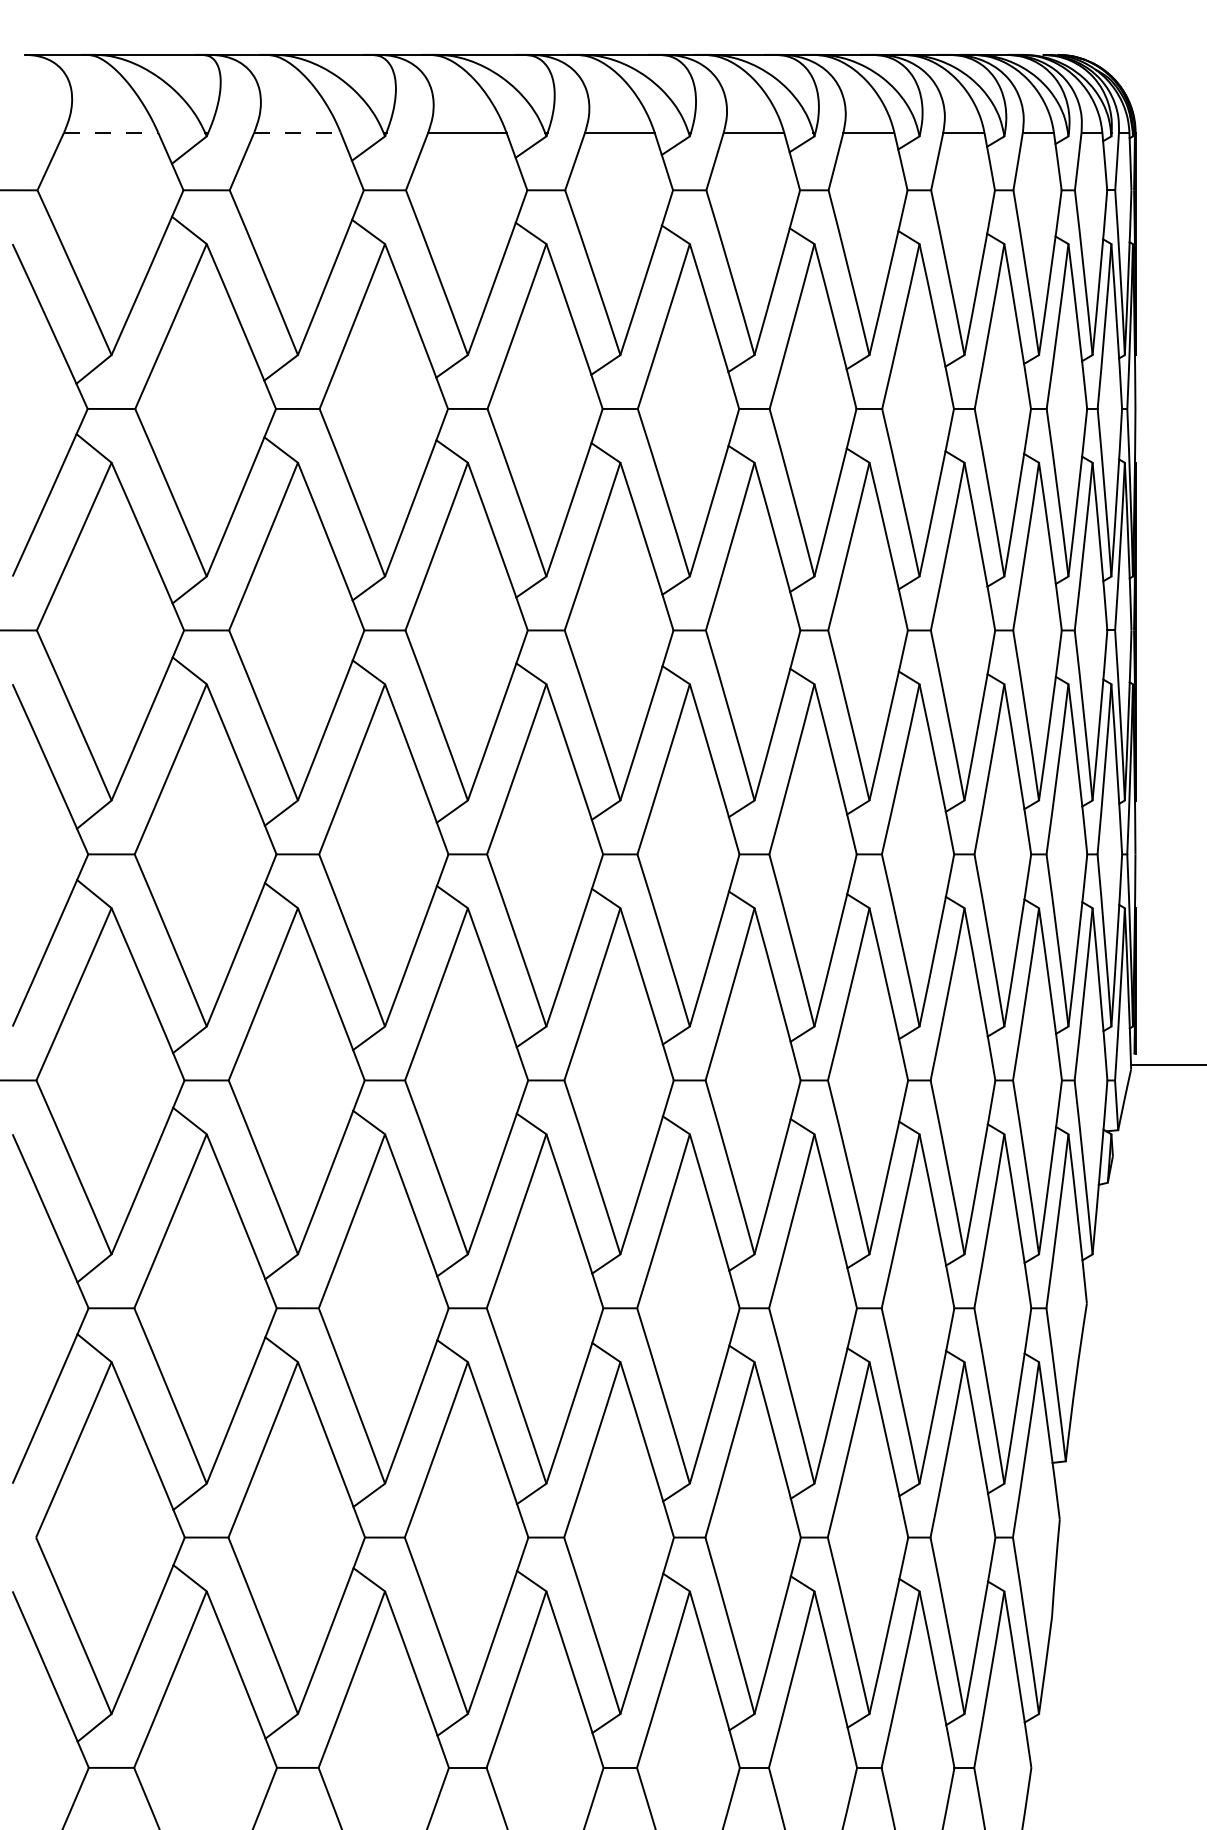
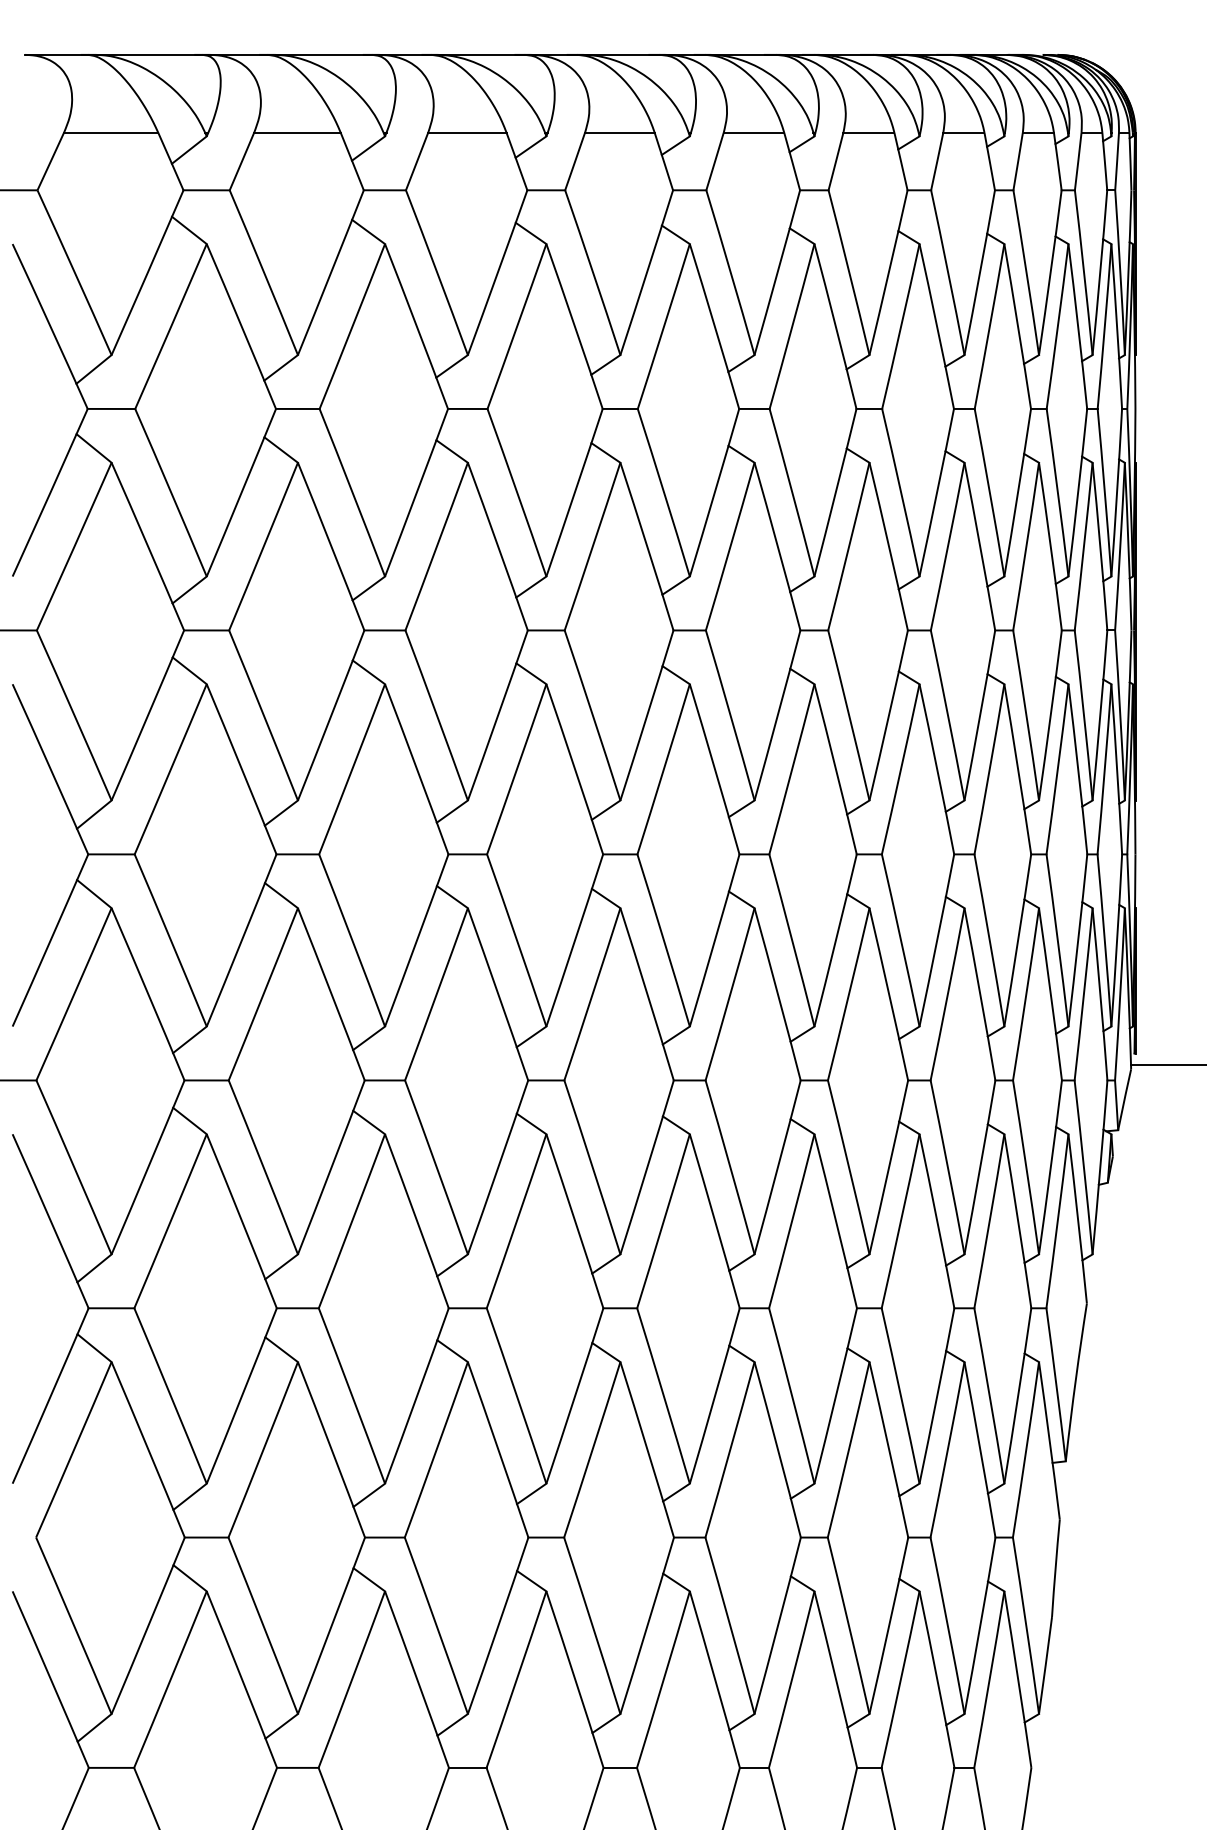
line: dashed -> solid (111, 132)
line: dashed -> solid (297, 132)
